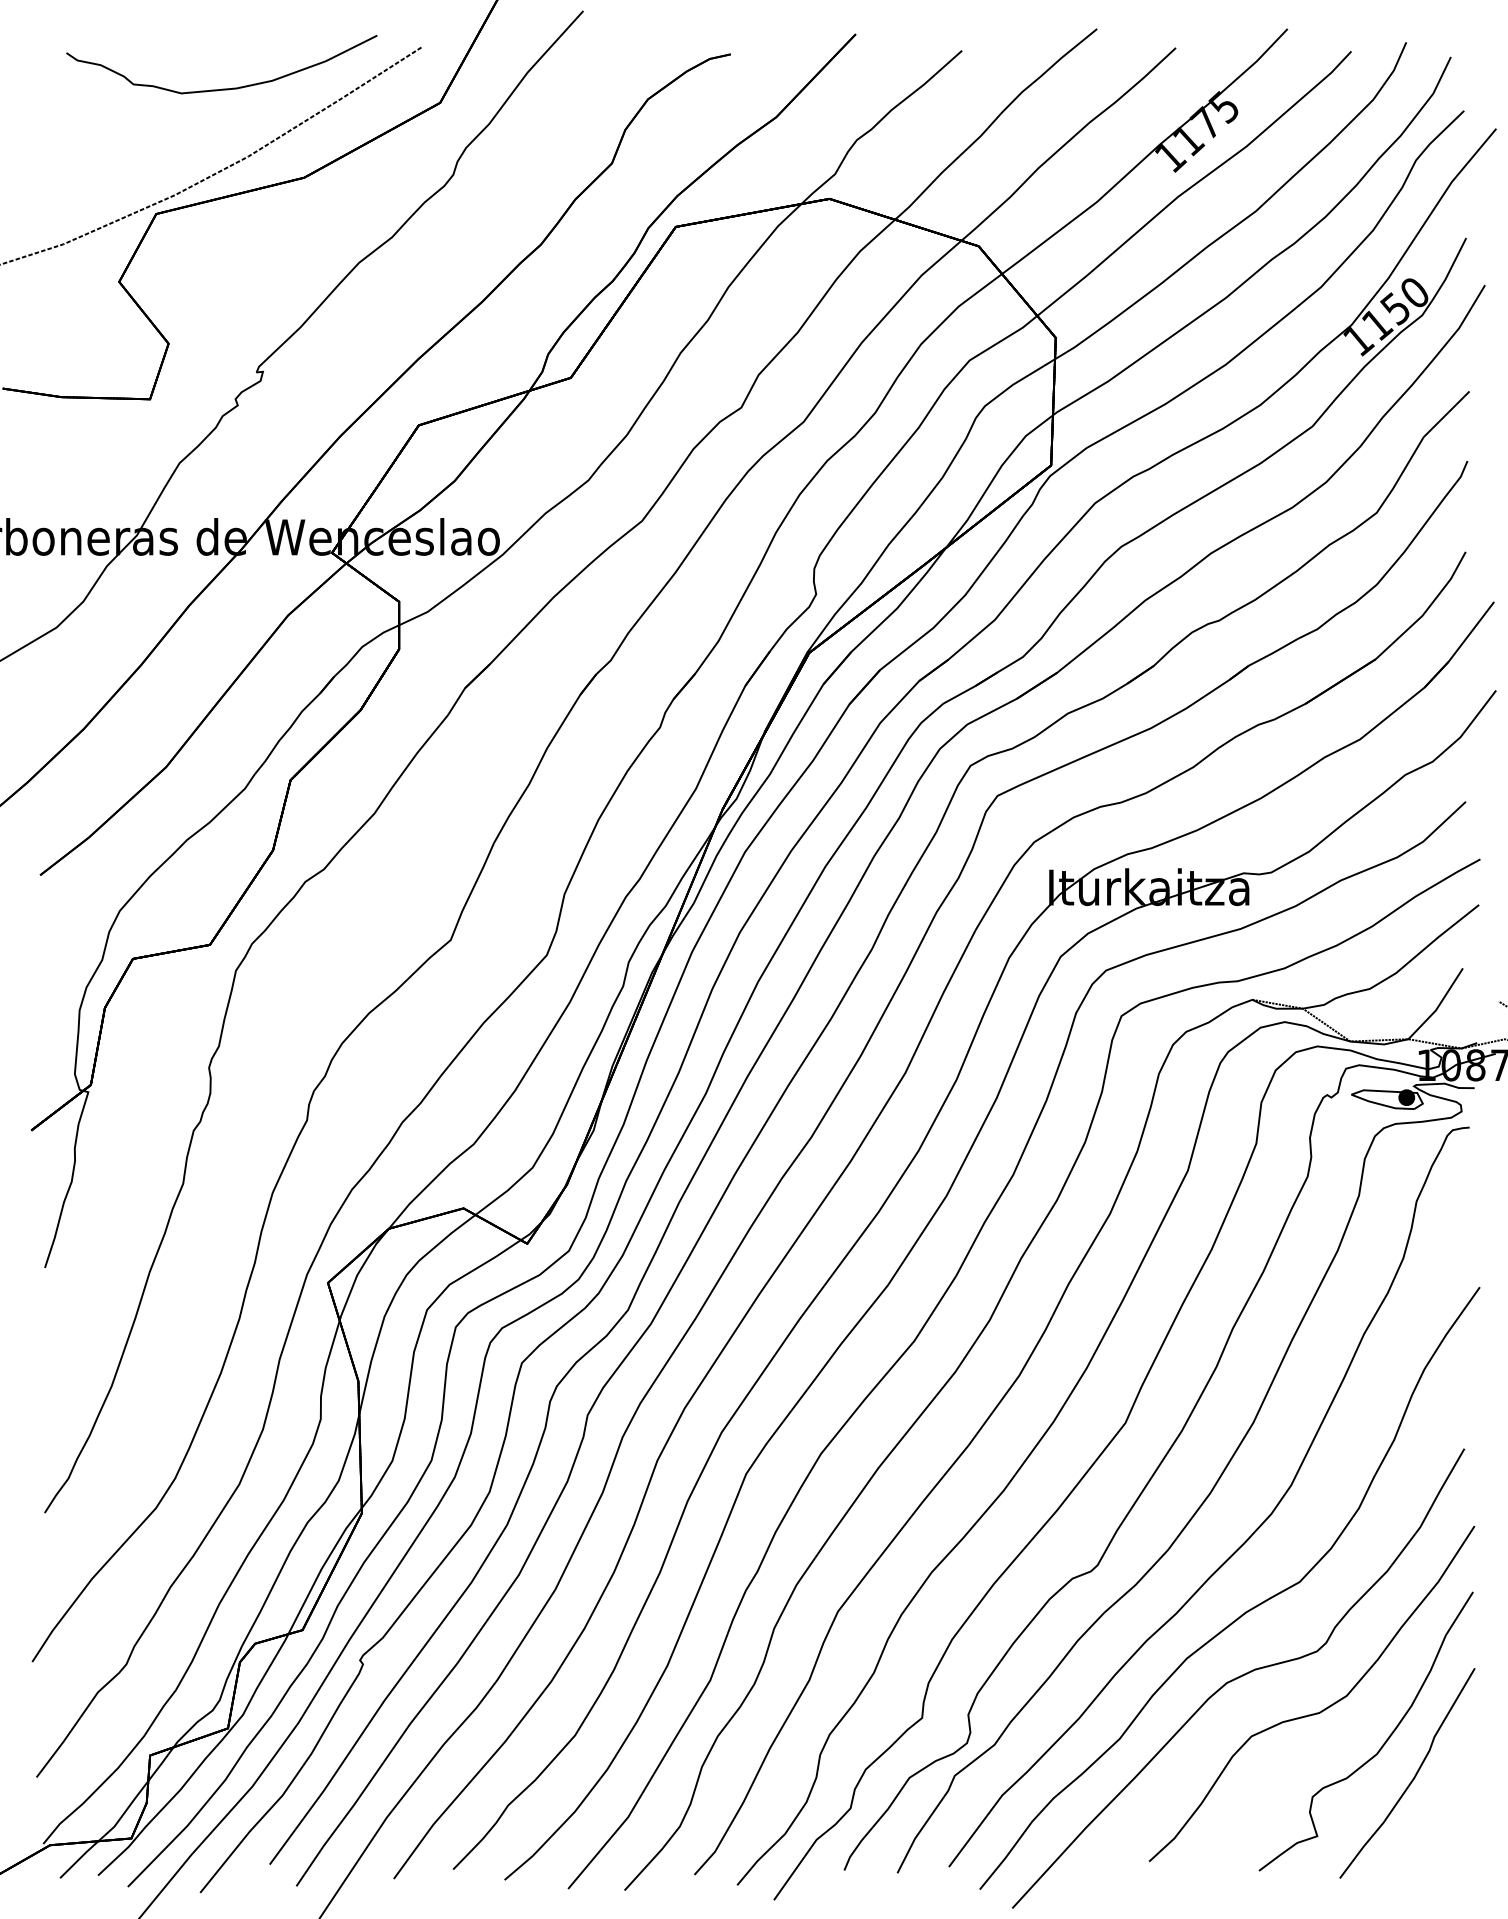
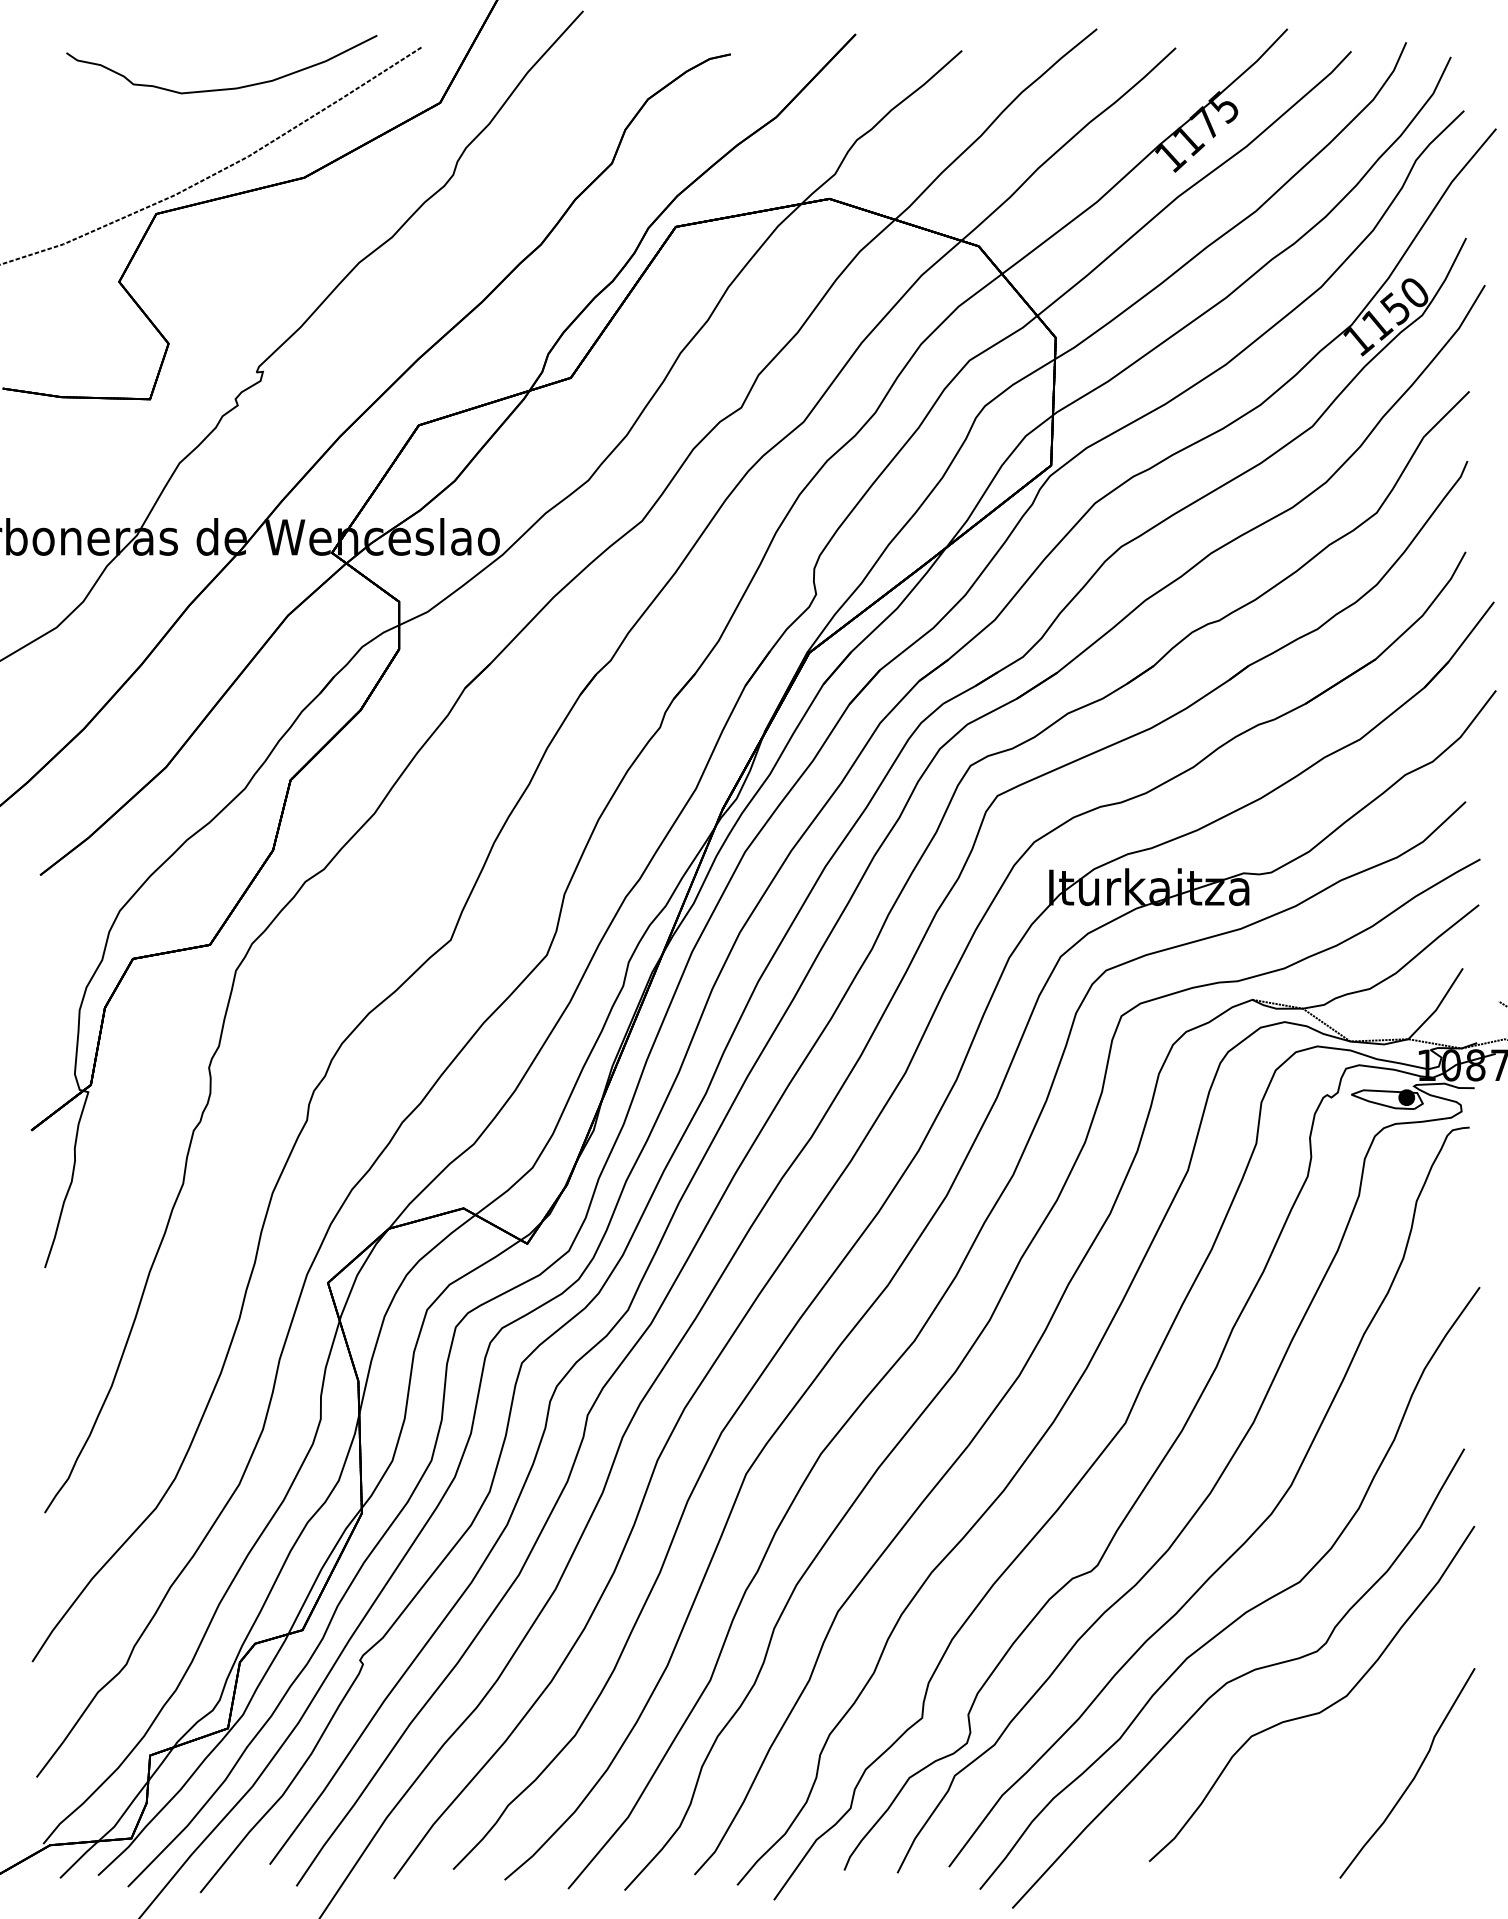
part: present -> none (1382, 1744)
